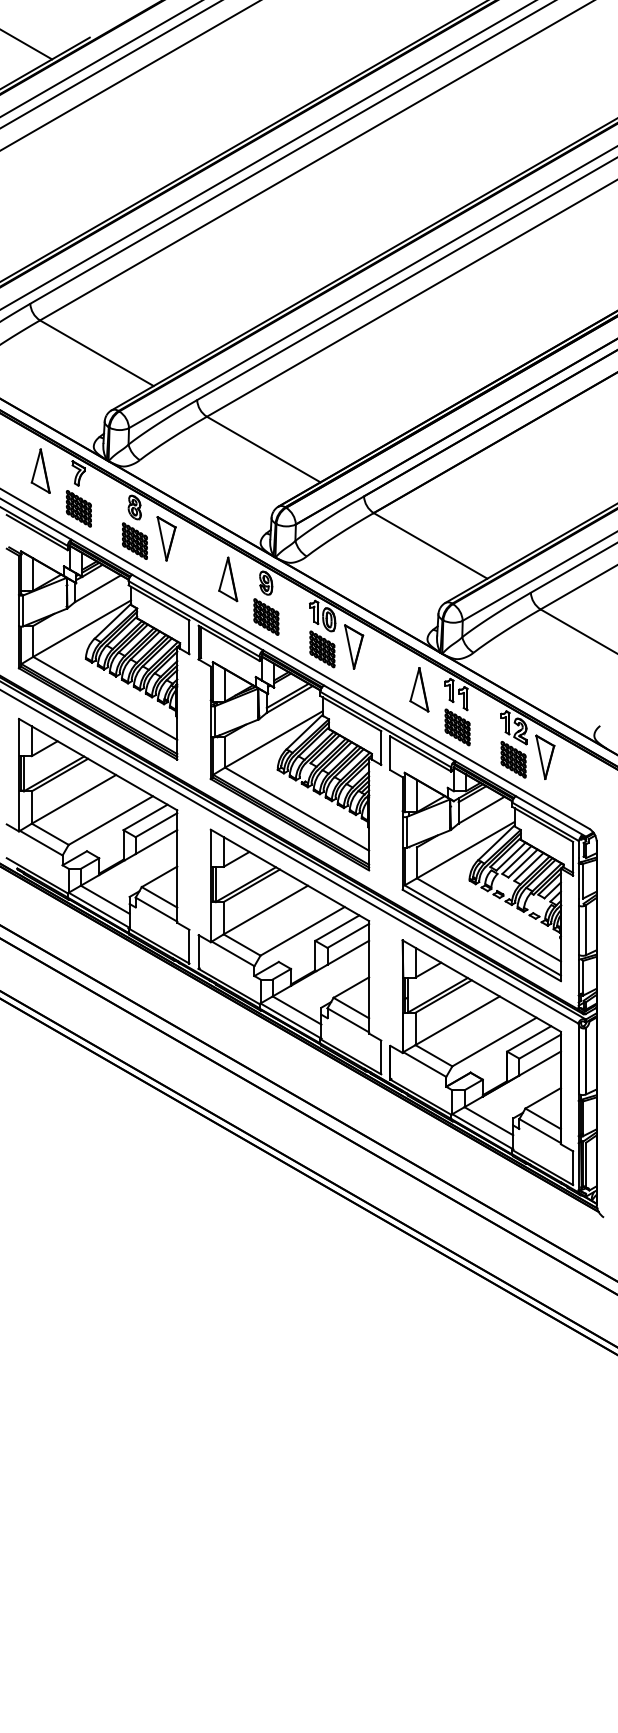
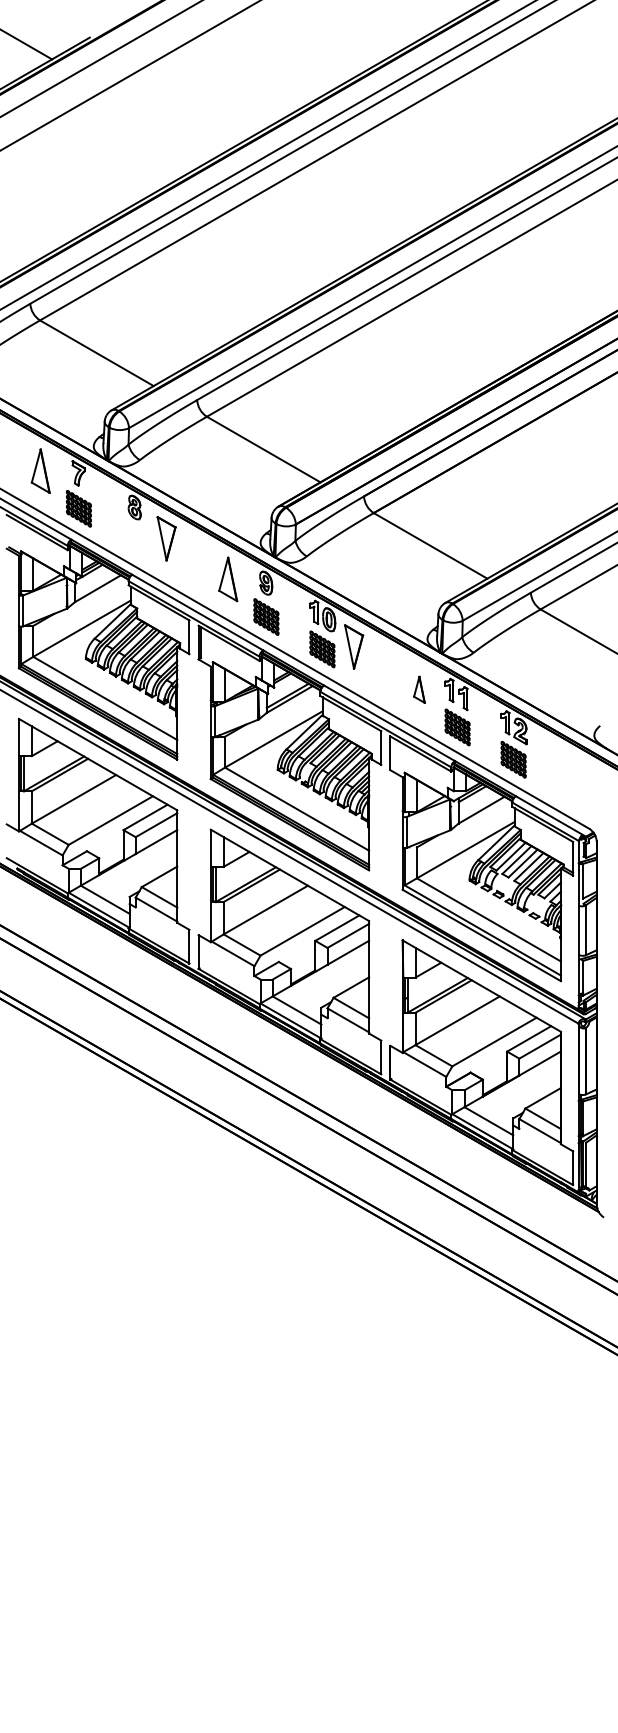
line: present -> none (110, 64)
part: present -> none (134, 540)
part size: 21x46 px -> 13x29 px (419, 689)
part: present -> none (545, 756)
